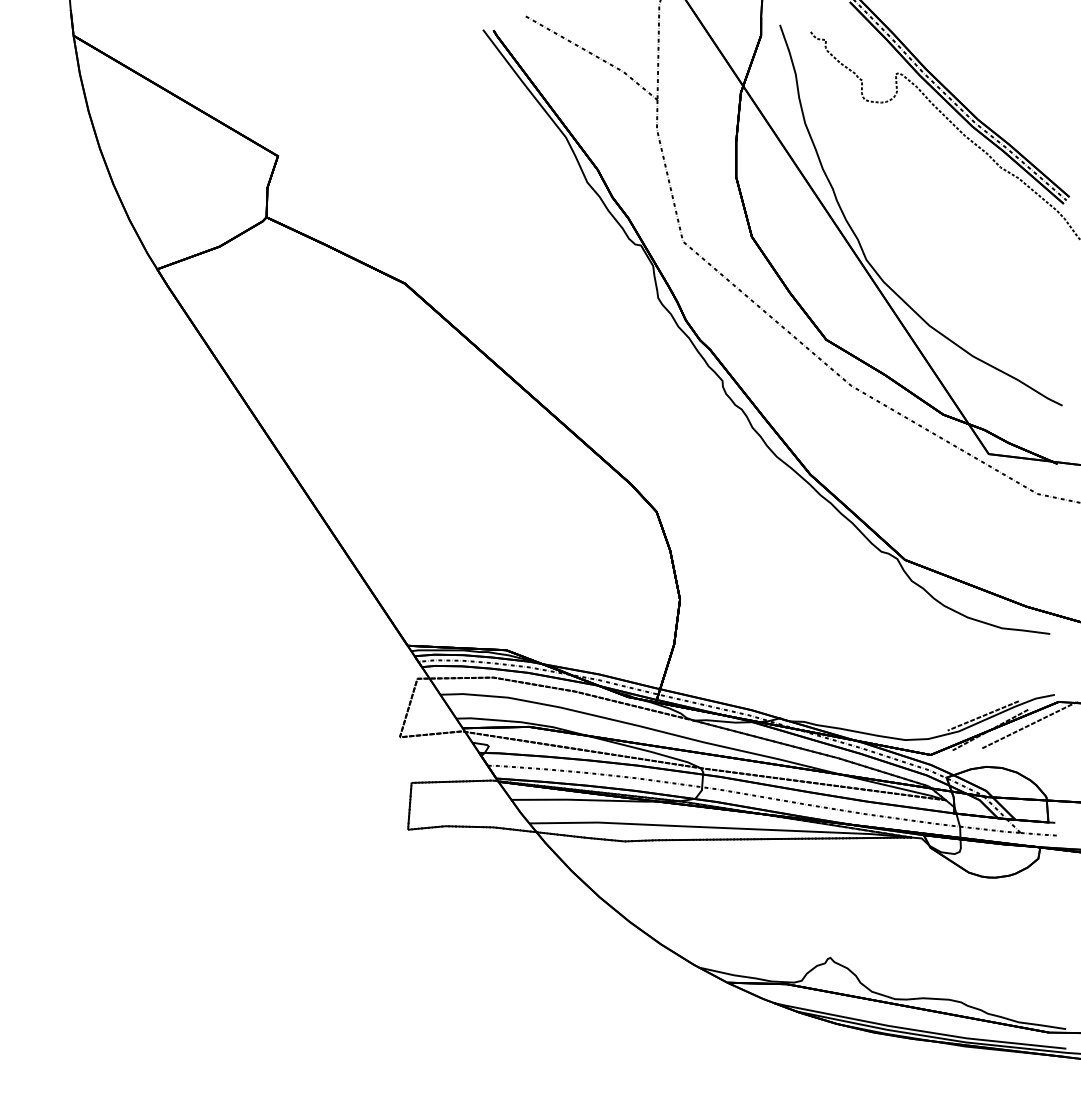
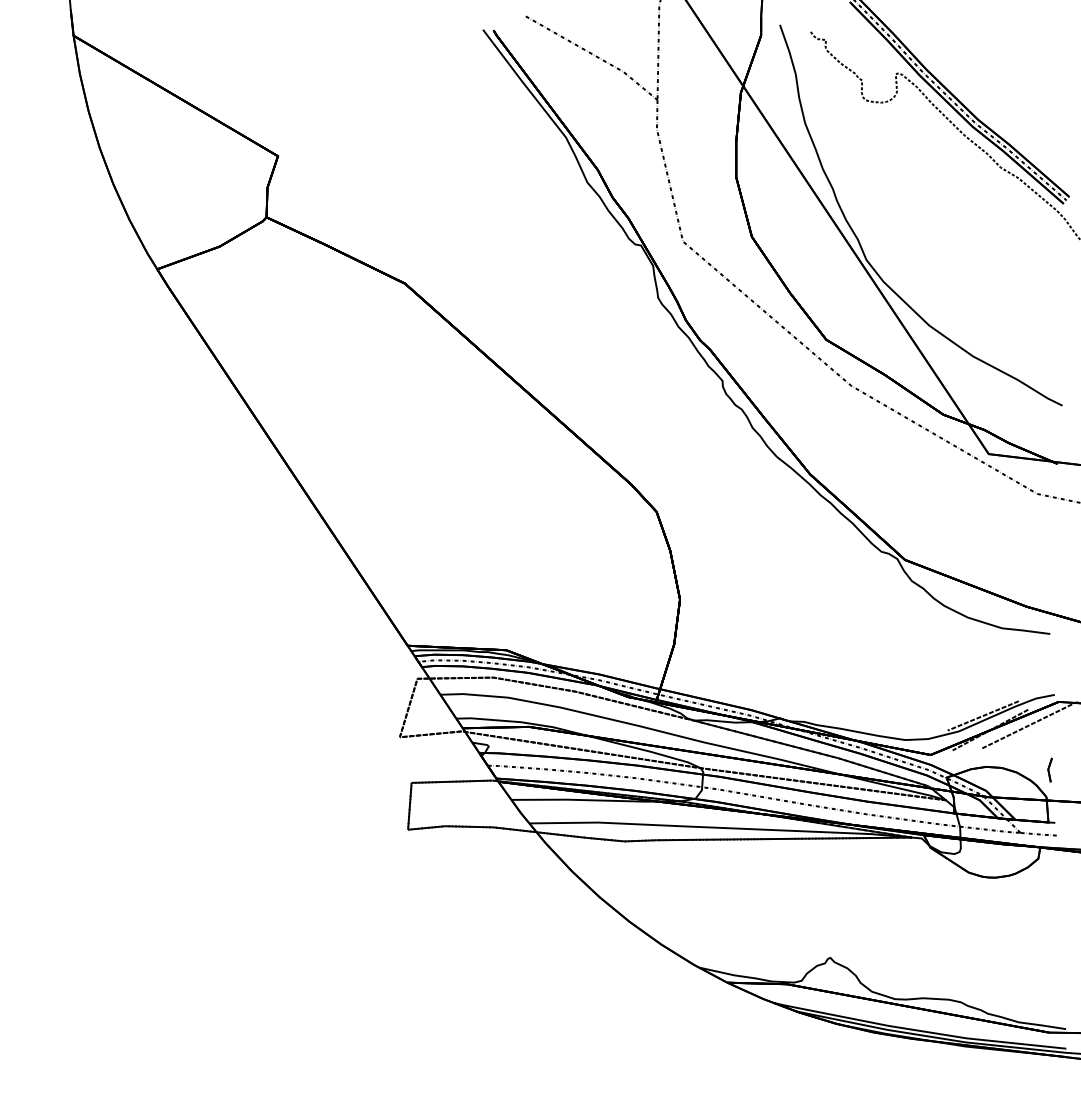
part: none -> present (1049, 769)
